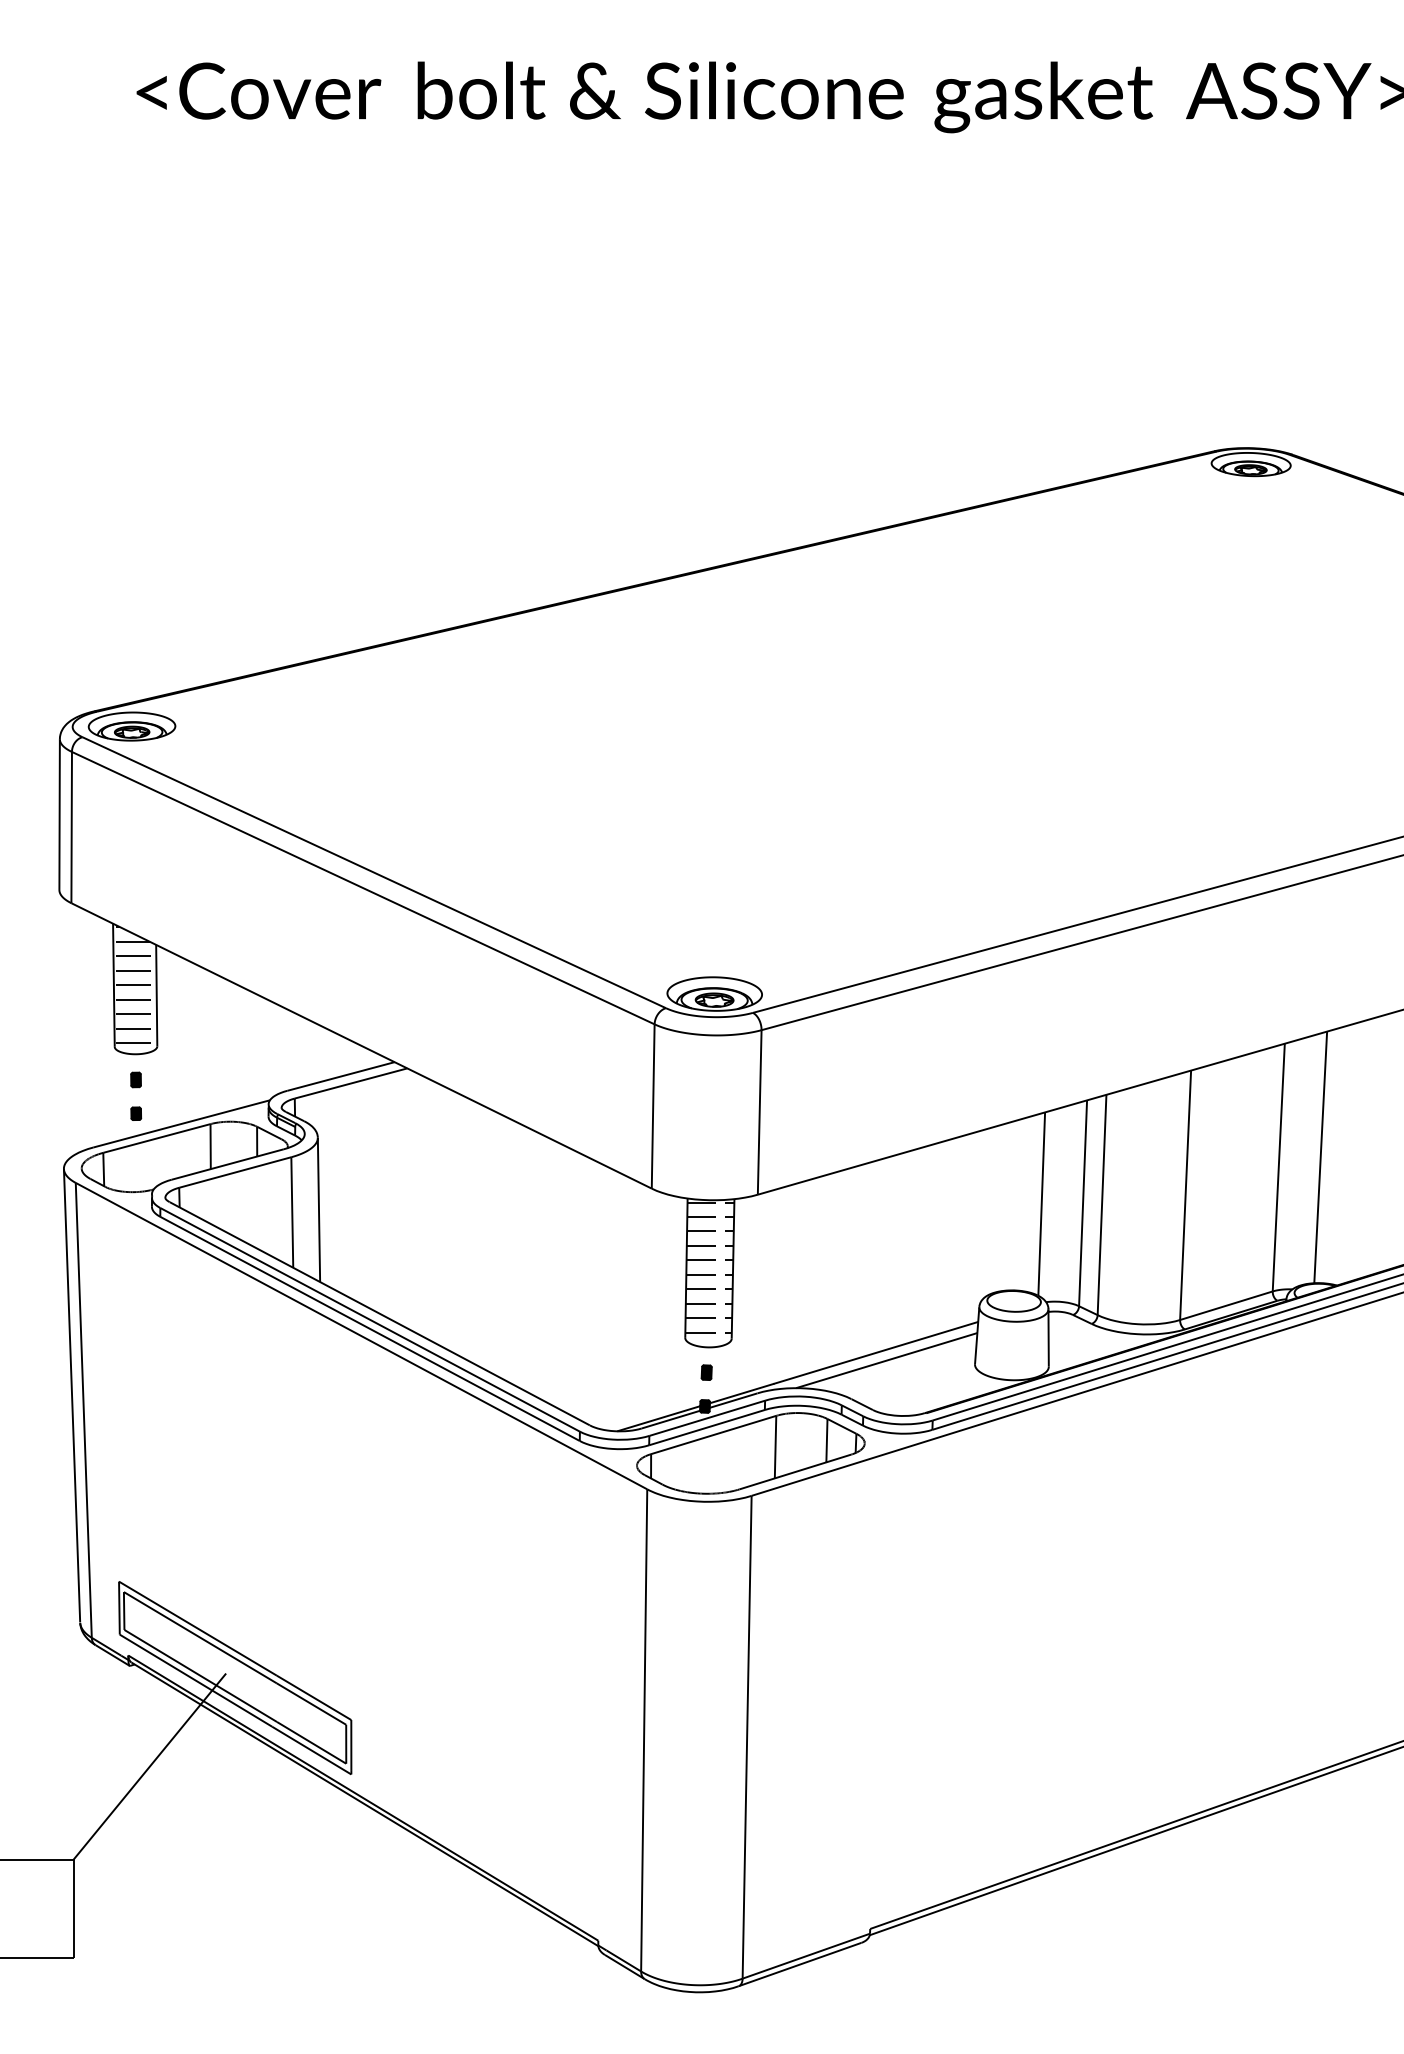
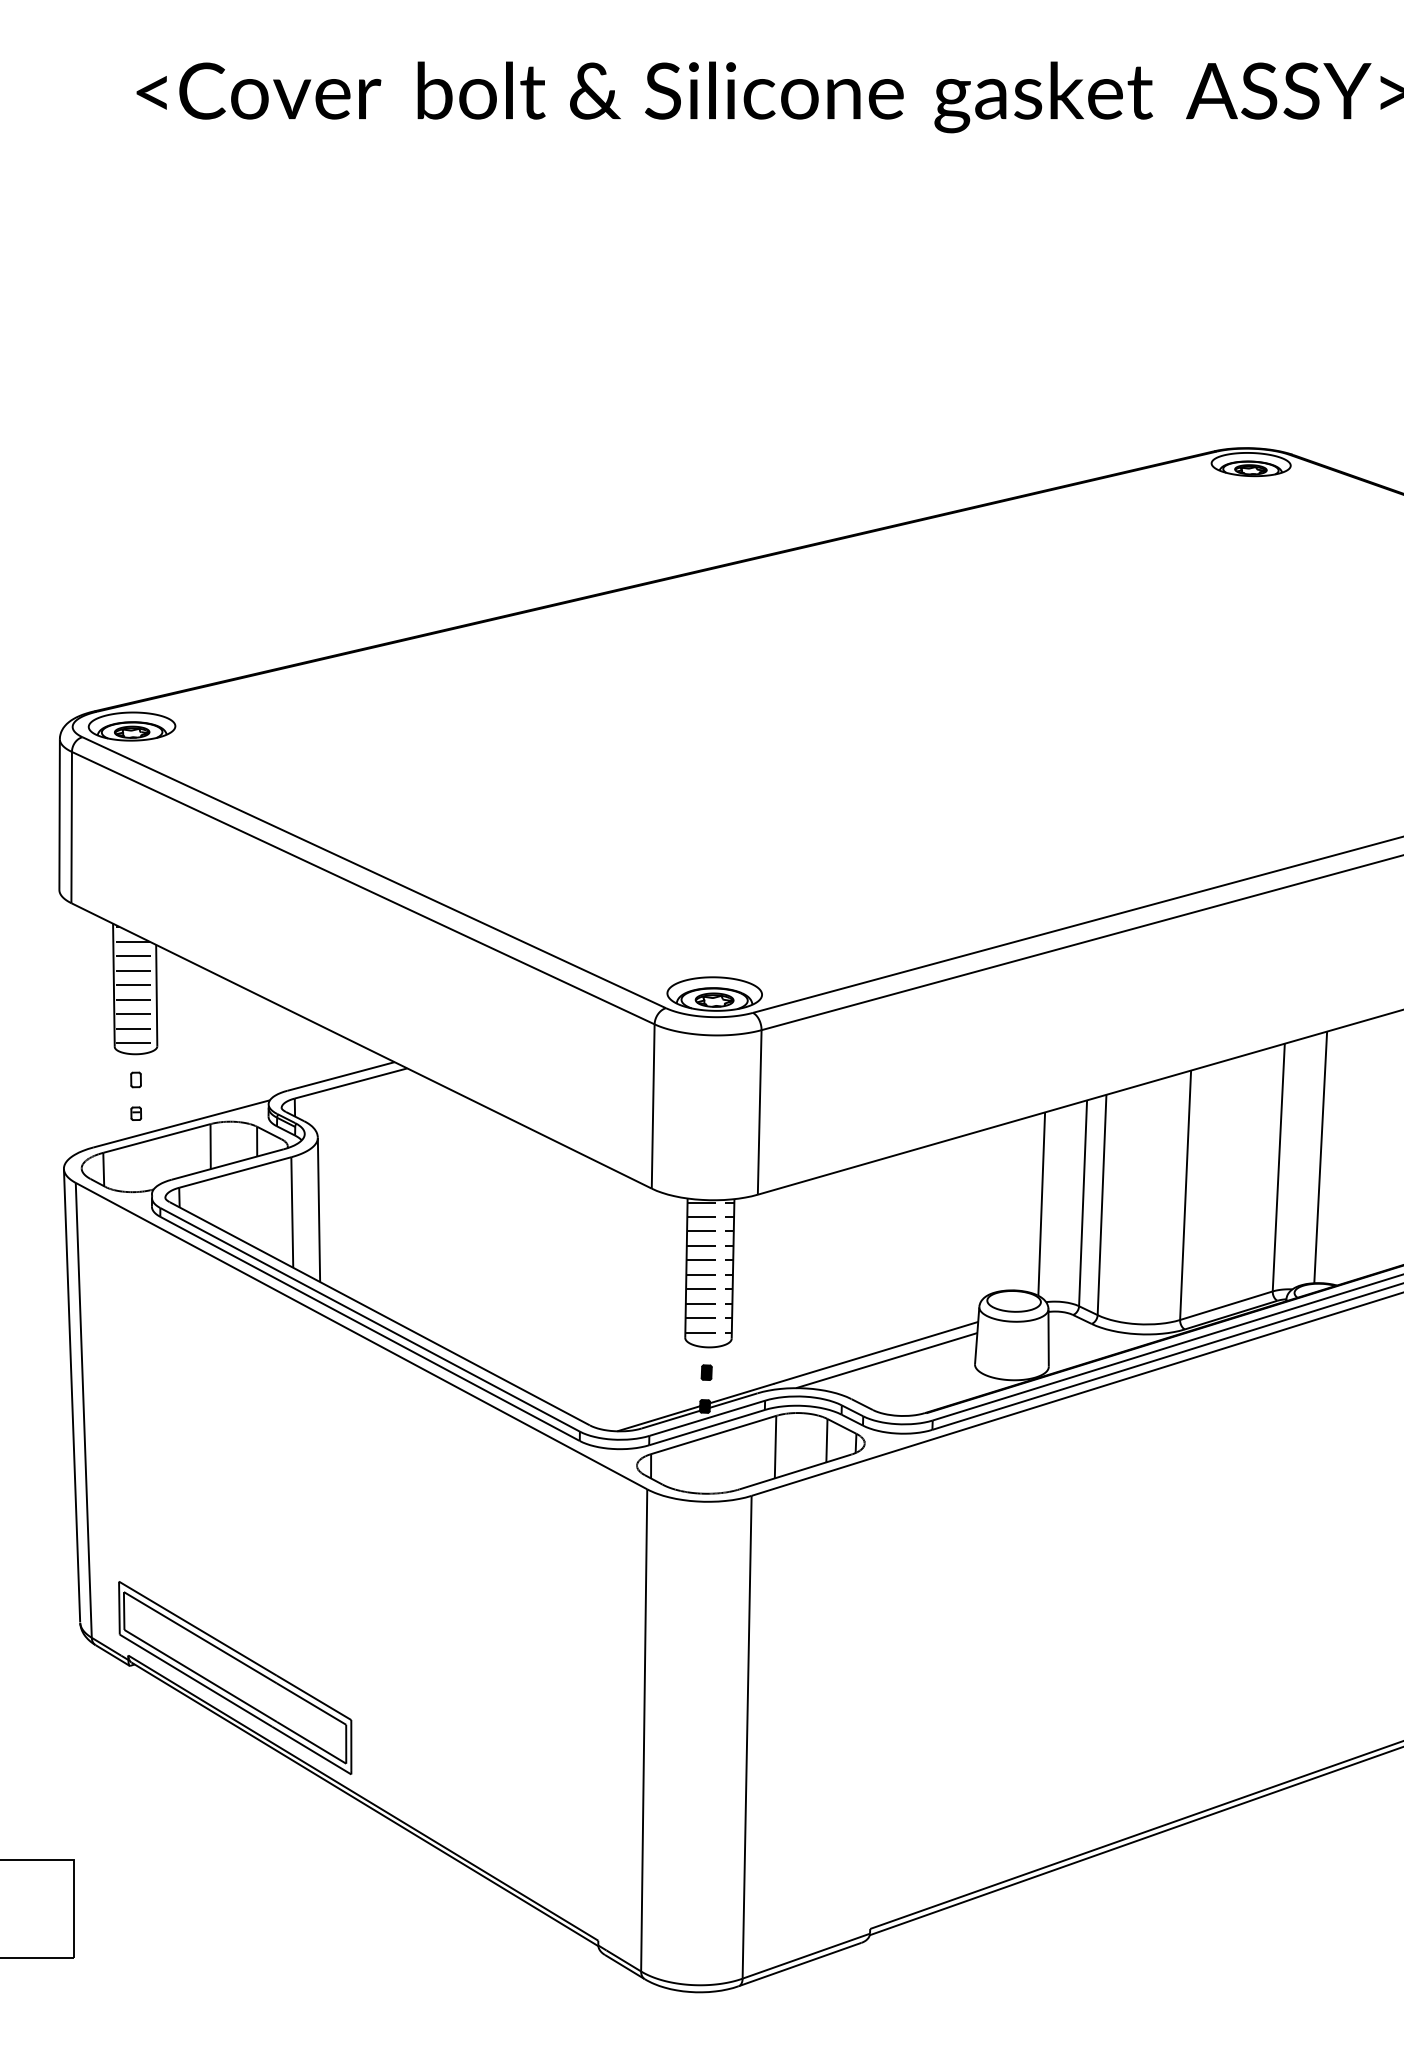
fill: present -> none (135, 1079)
fill: present -> none (136, 1113)
line: present -> none (149, 1766)
